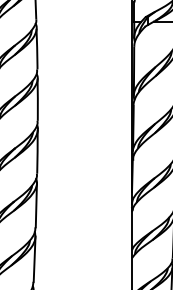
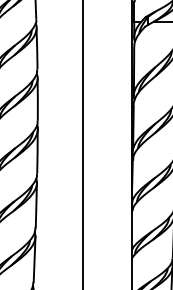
line: none -> present (82, 144)
